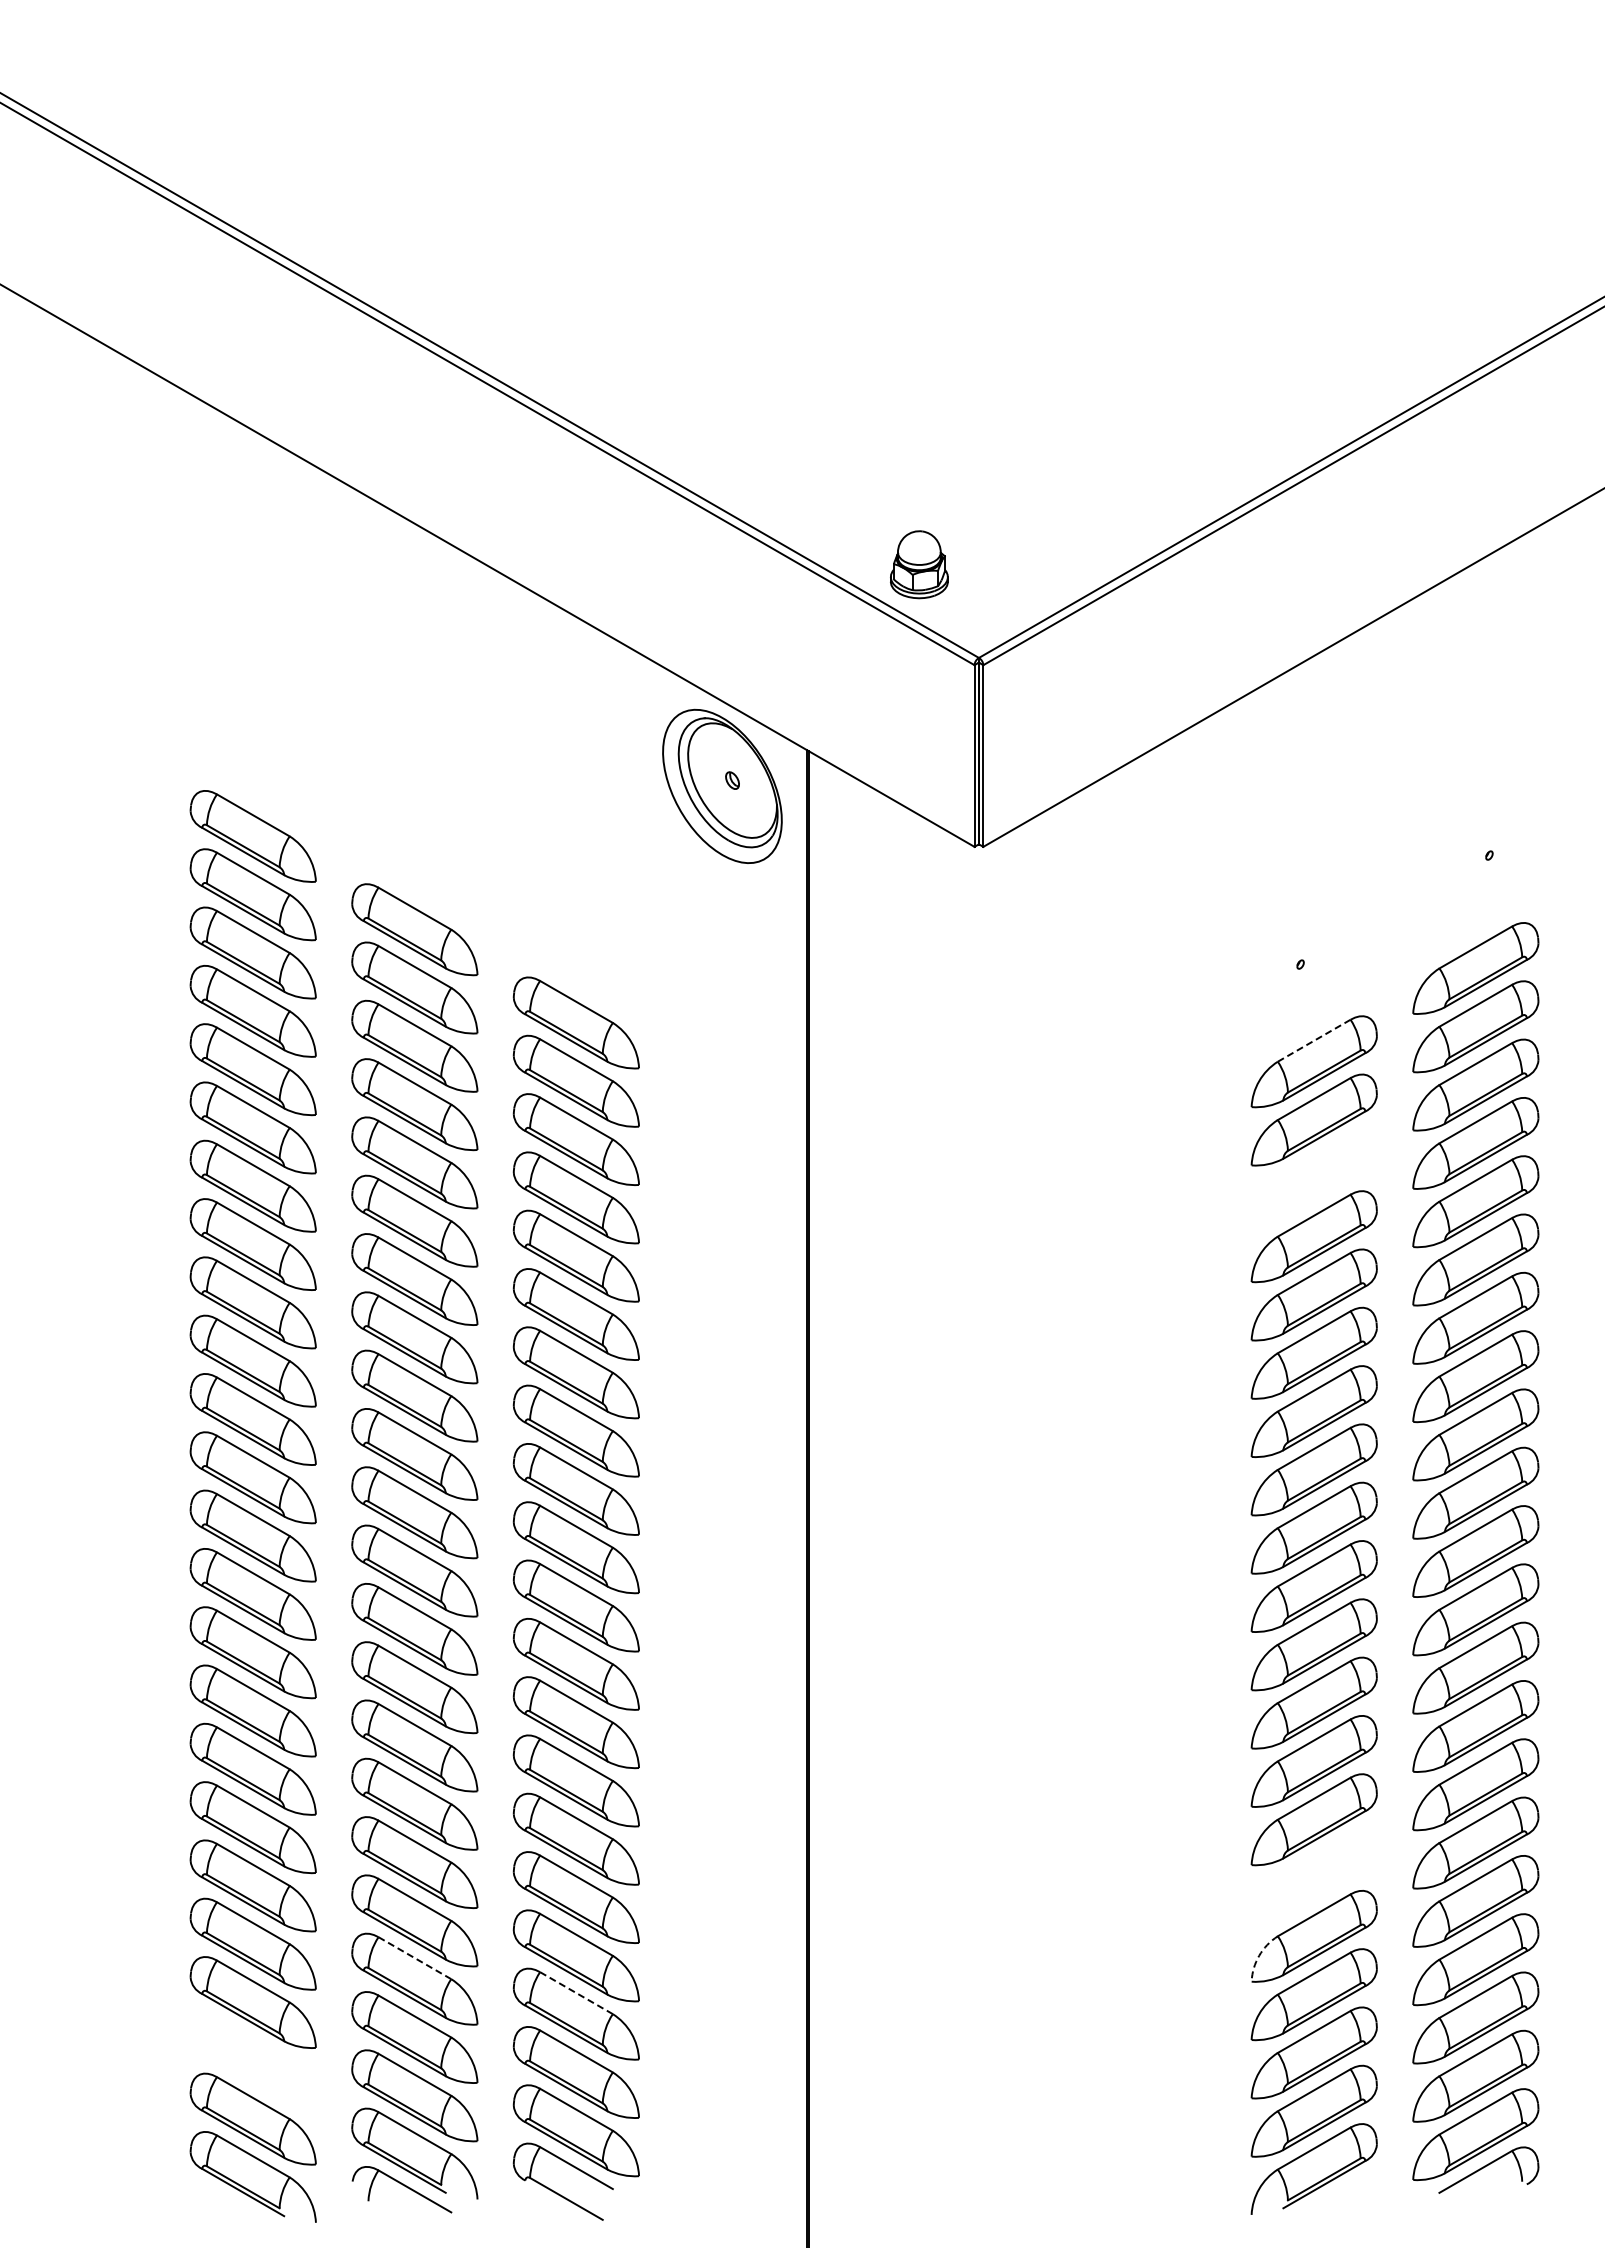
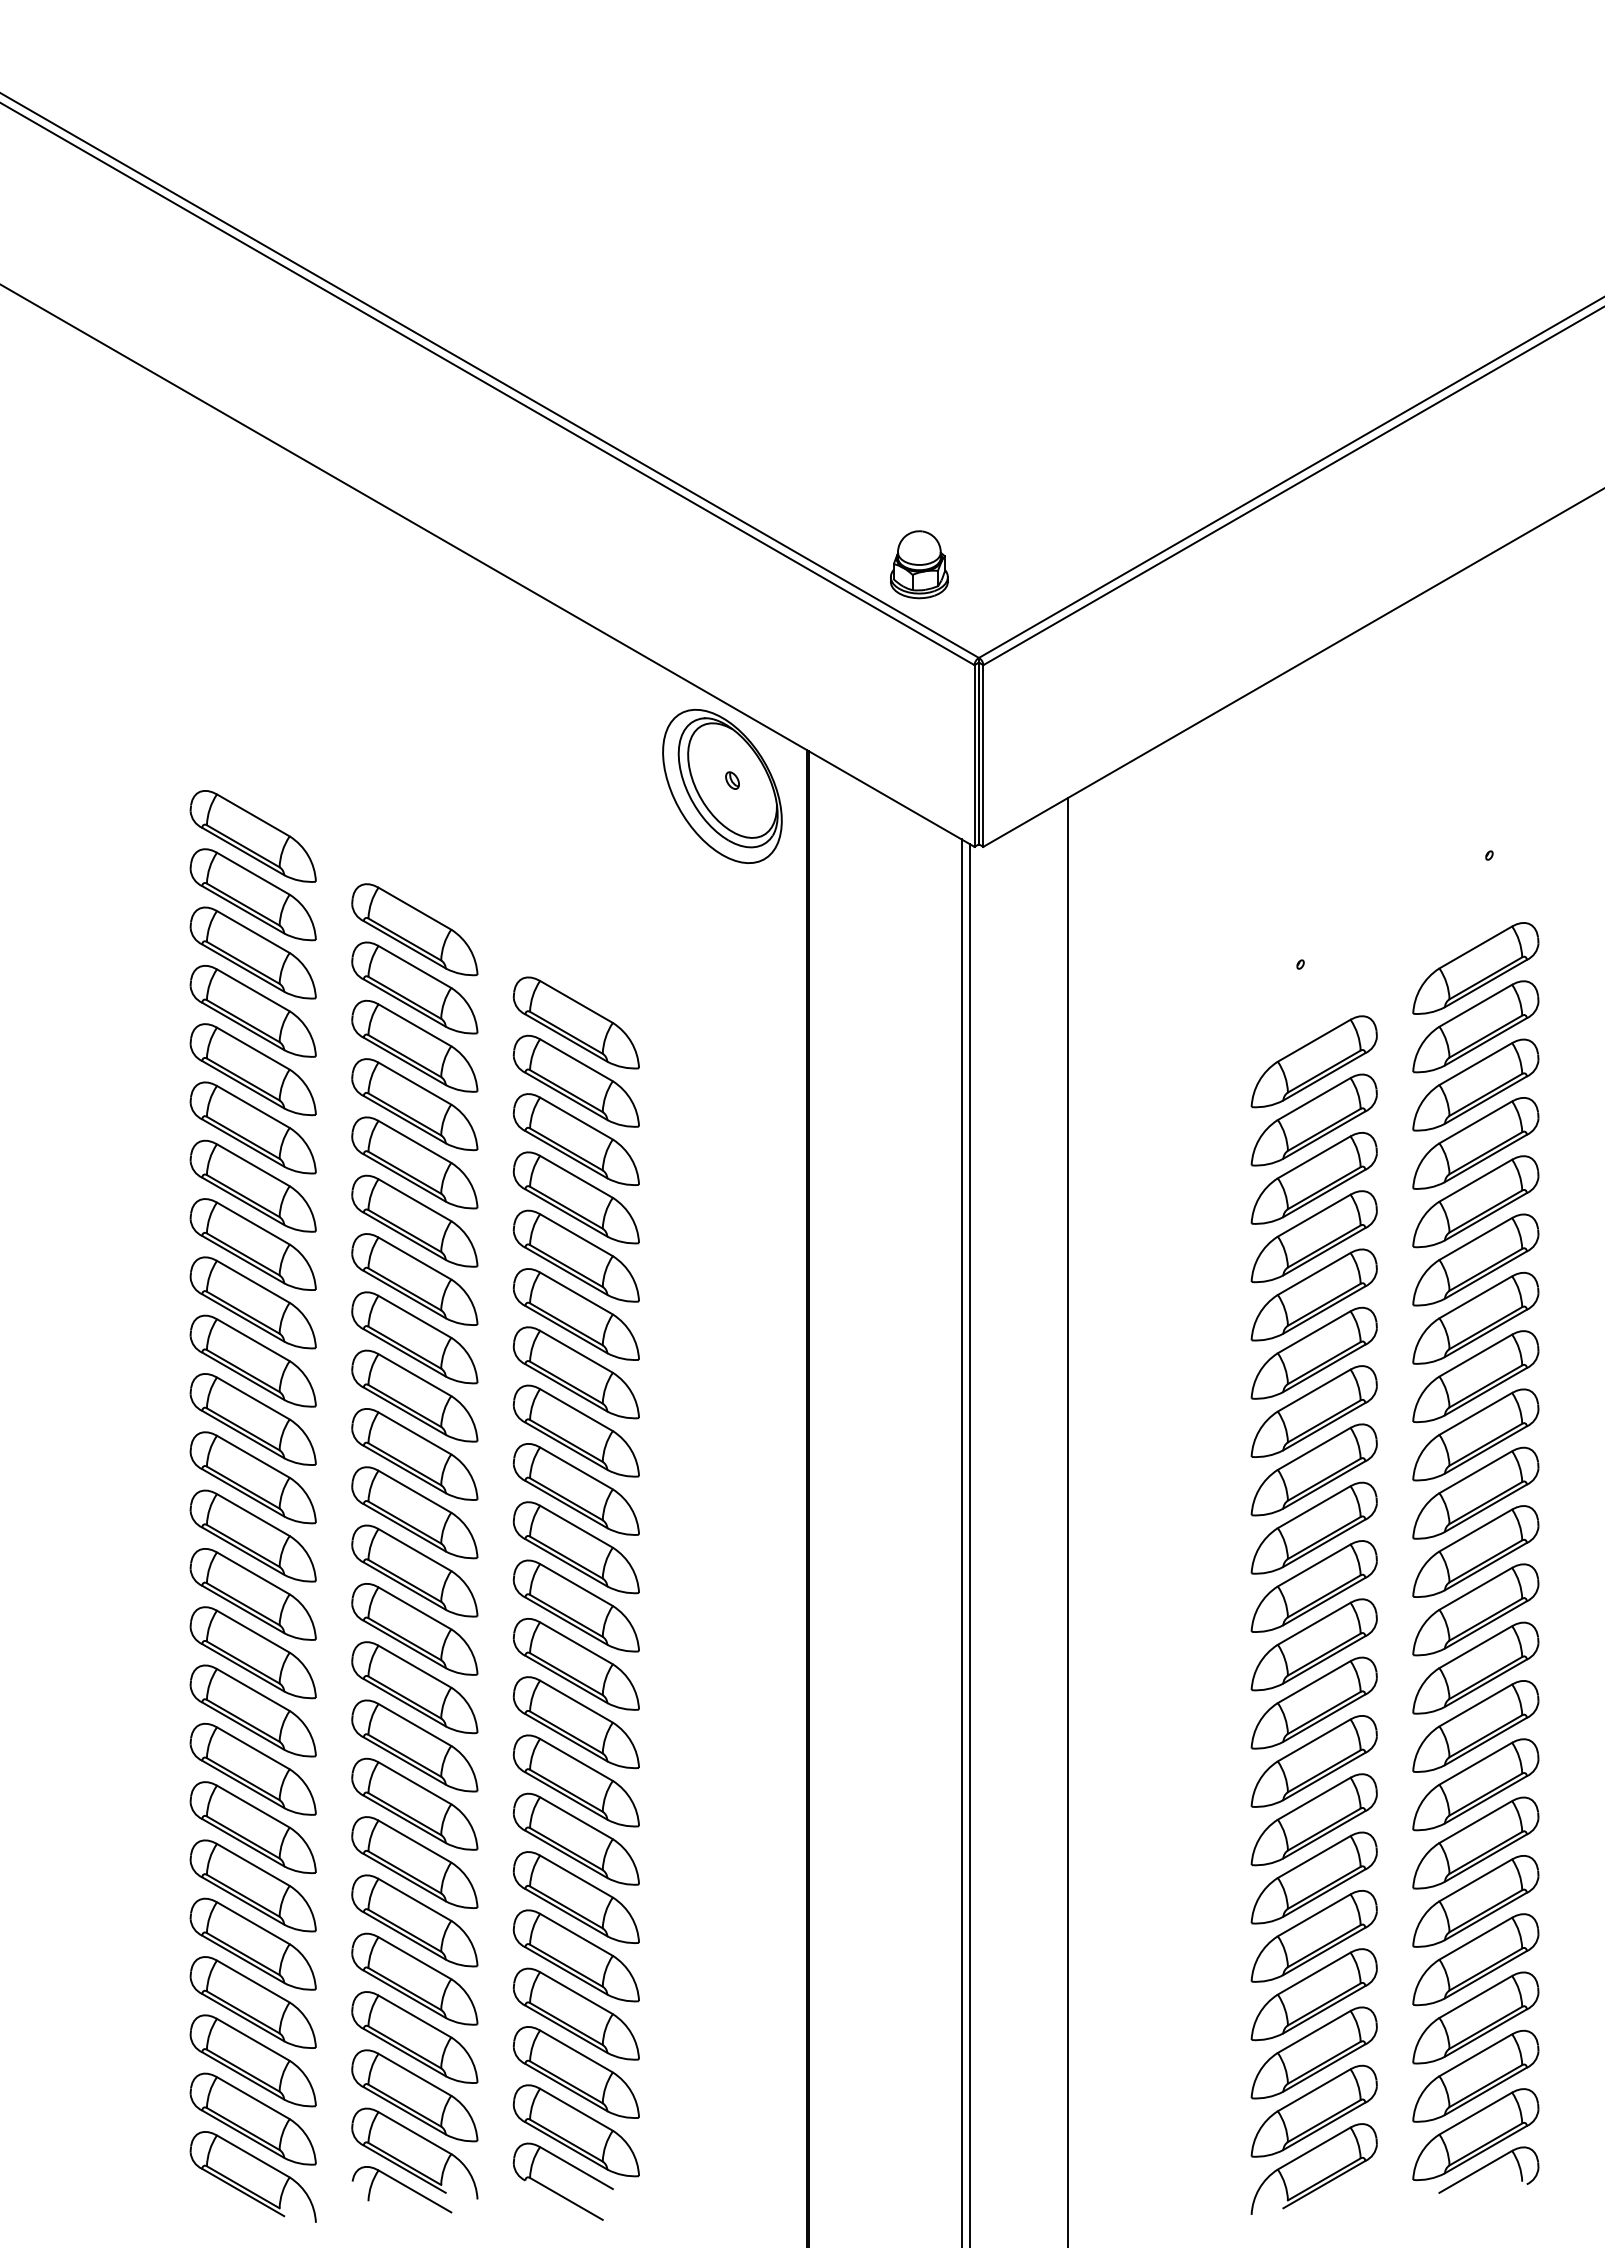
line: dashed -> solid (1314, 1040)
part: none -> present (1313, 1178)
line: none -> present (1067, 1521)
line: none -> present (961, 1541)
line: none -> present (970, 1544)
part: none -> present (1313, 1877)
arc: dashed -> solid (1259, 1955)
line: dashed -> solid (414, 1958)
line: dashed -> solid (576, 1993)
part: none -> present (252, 2060)
